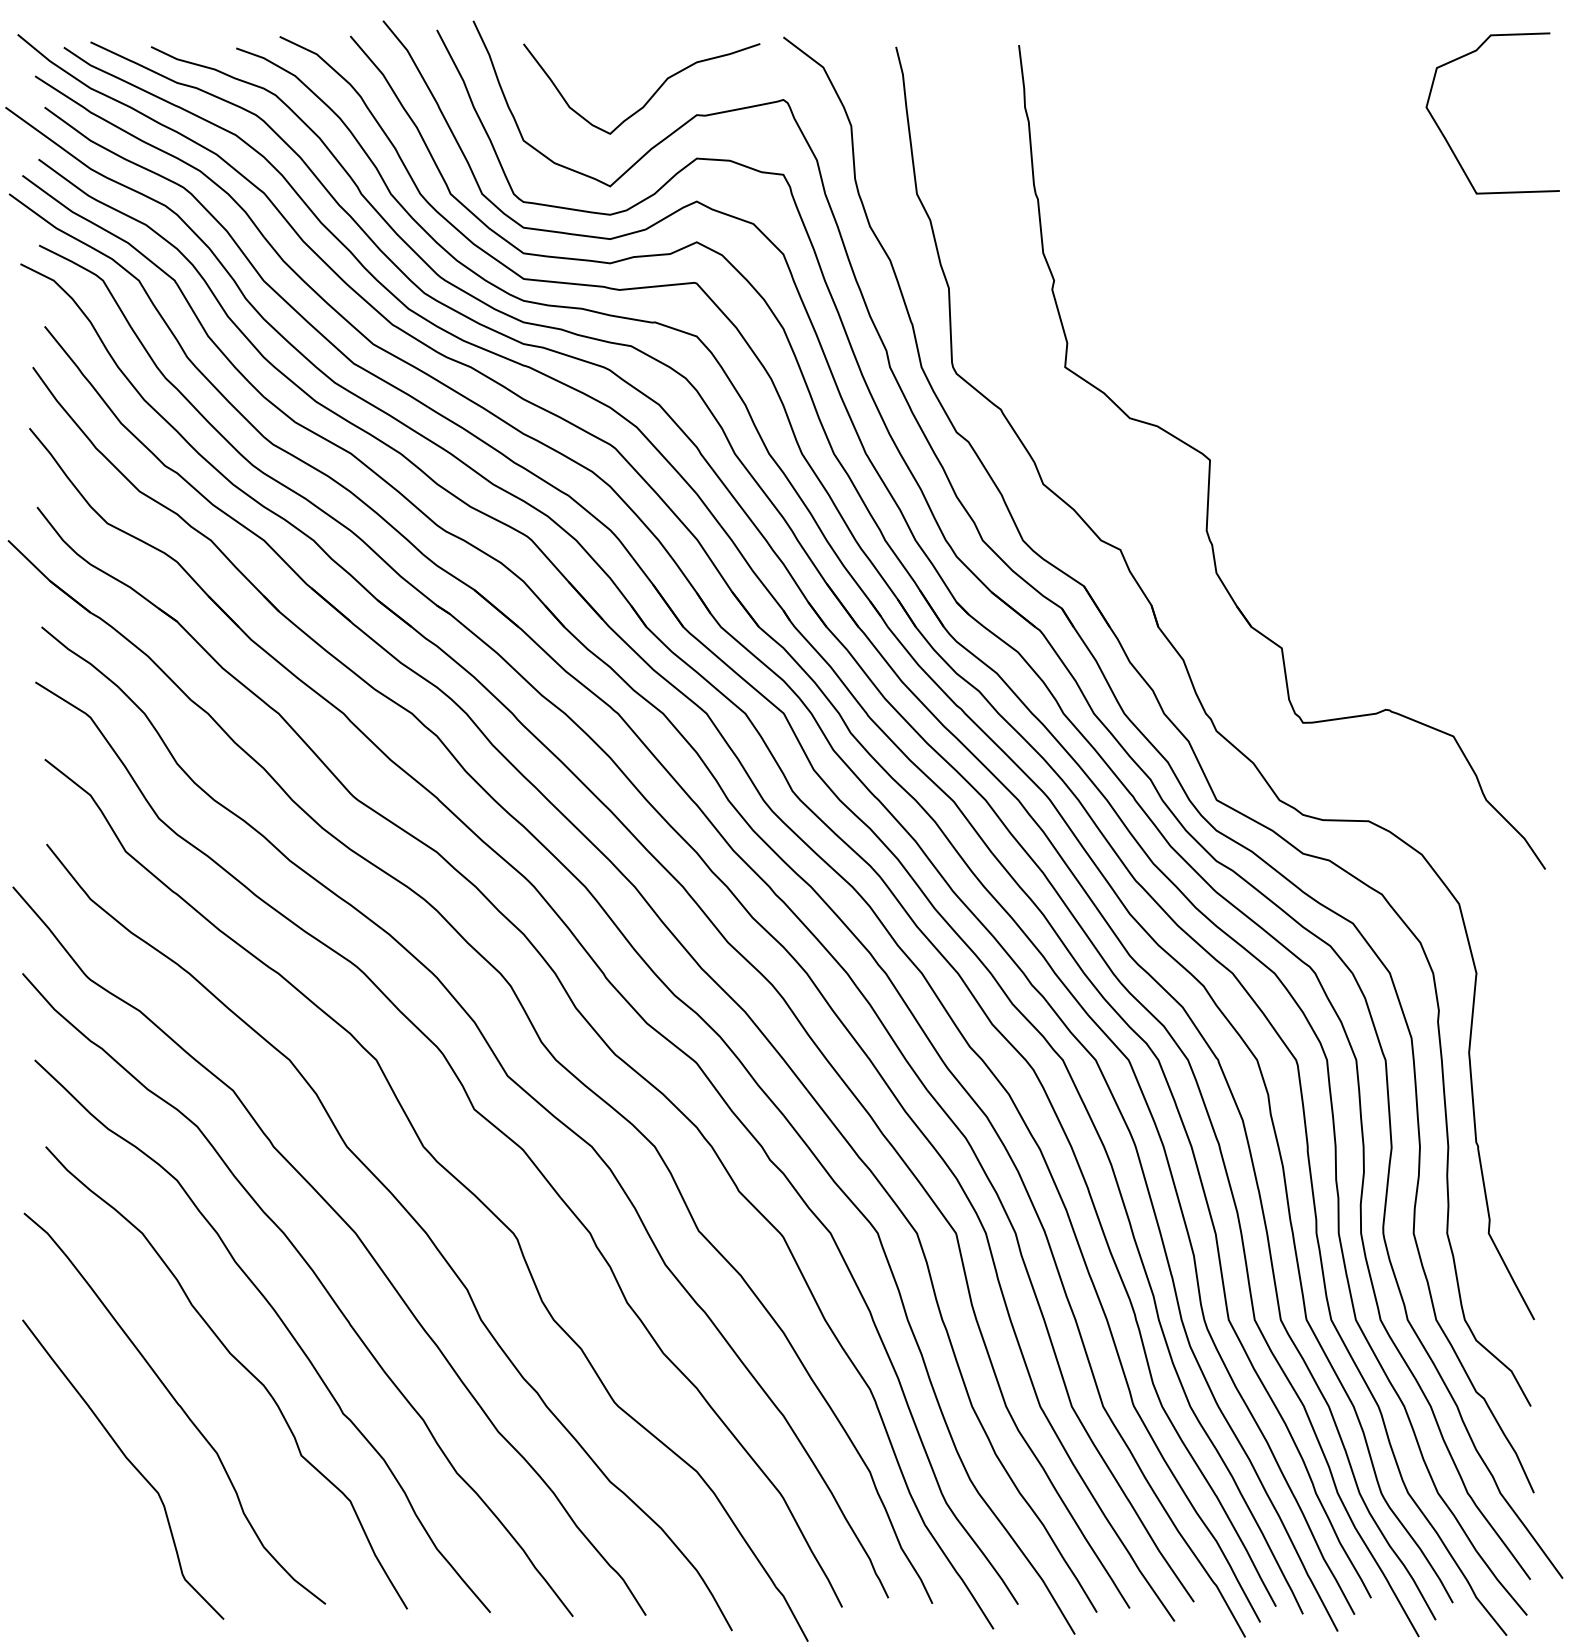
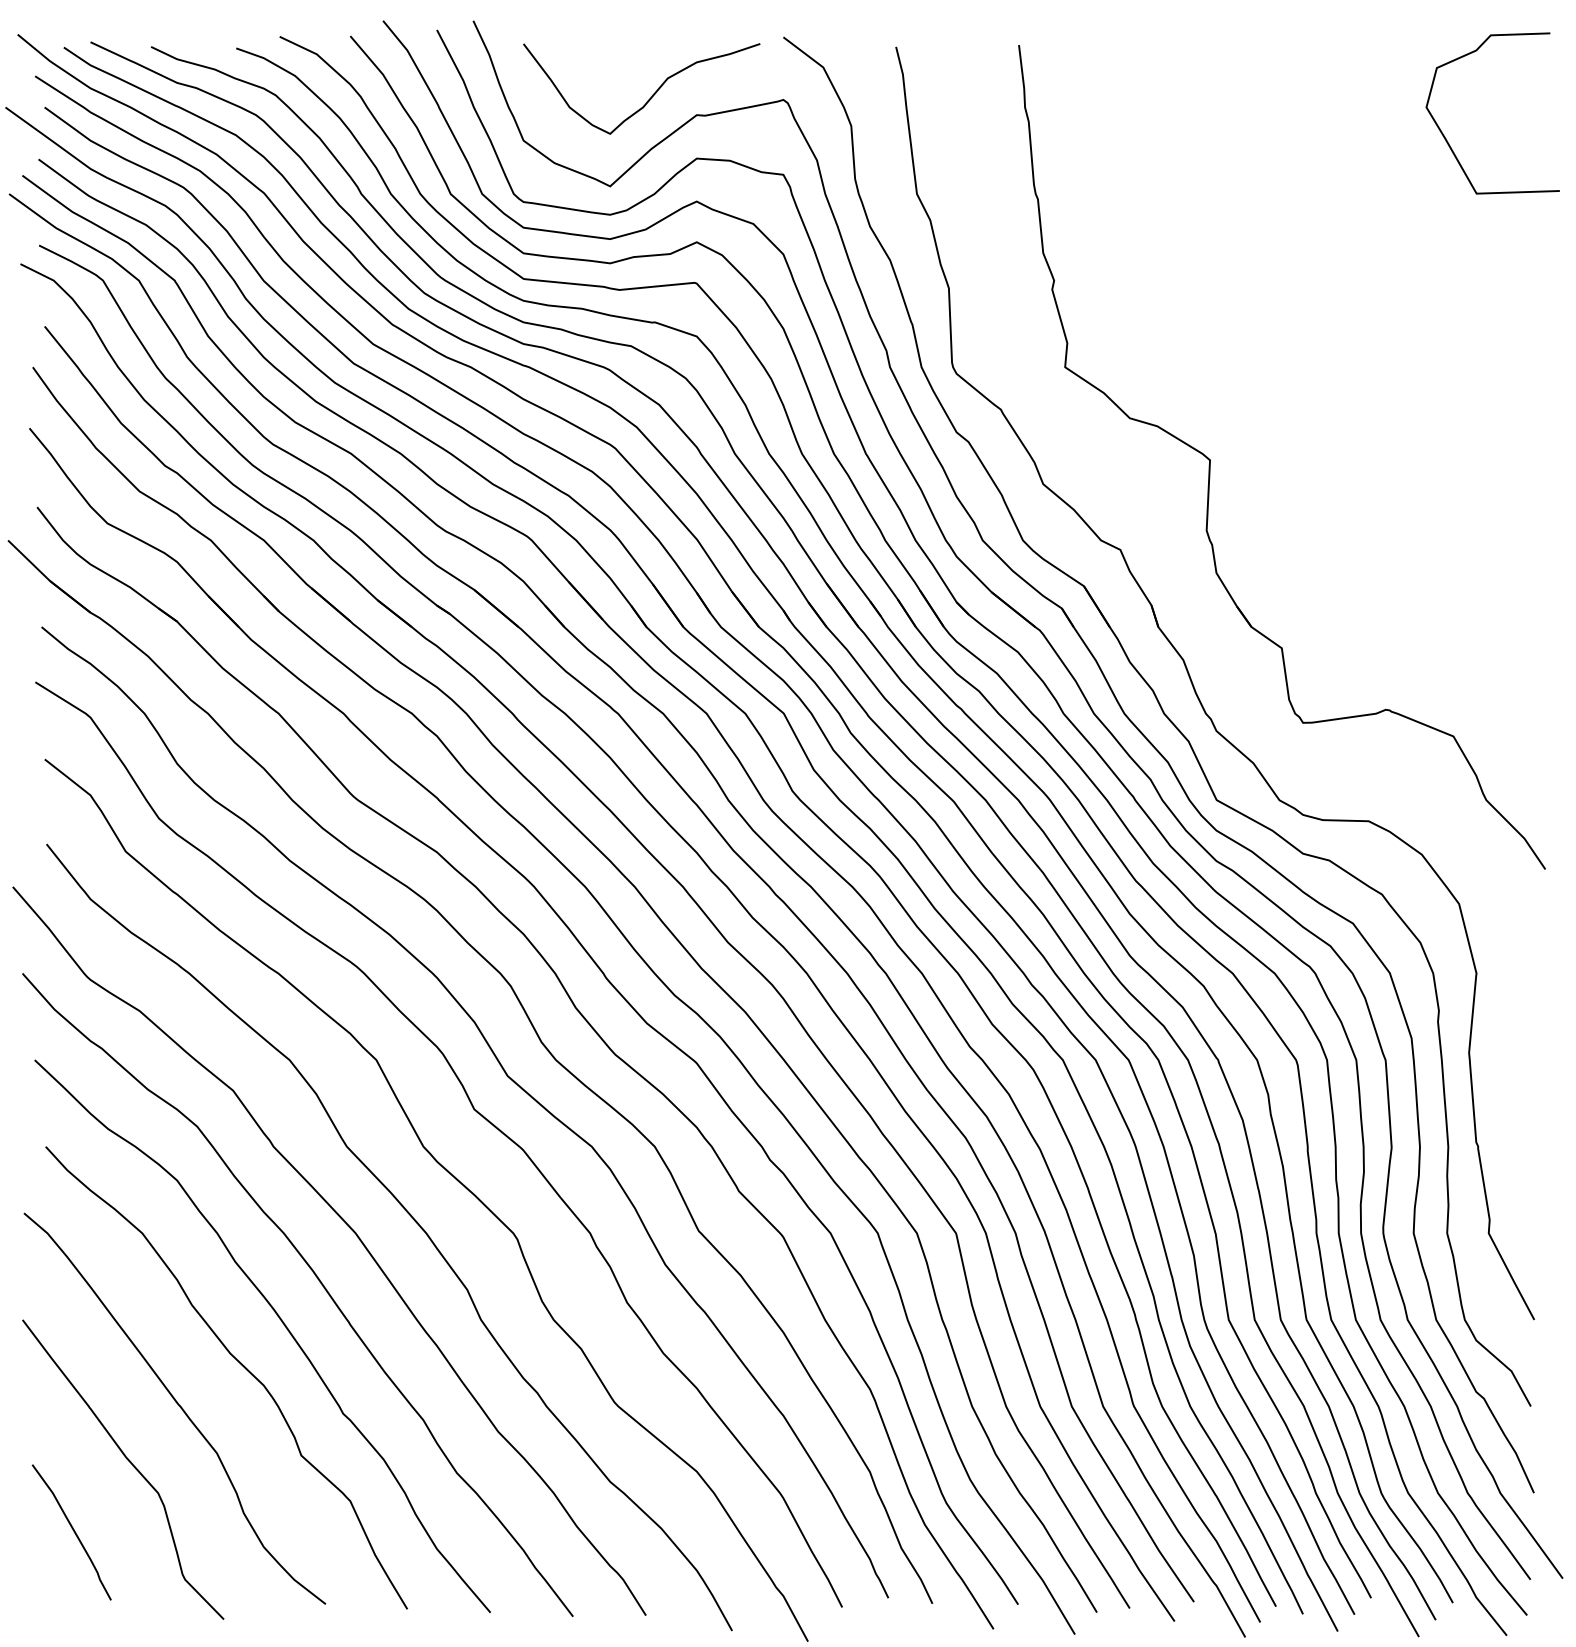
curve: none -> present (72, 1530)
